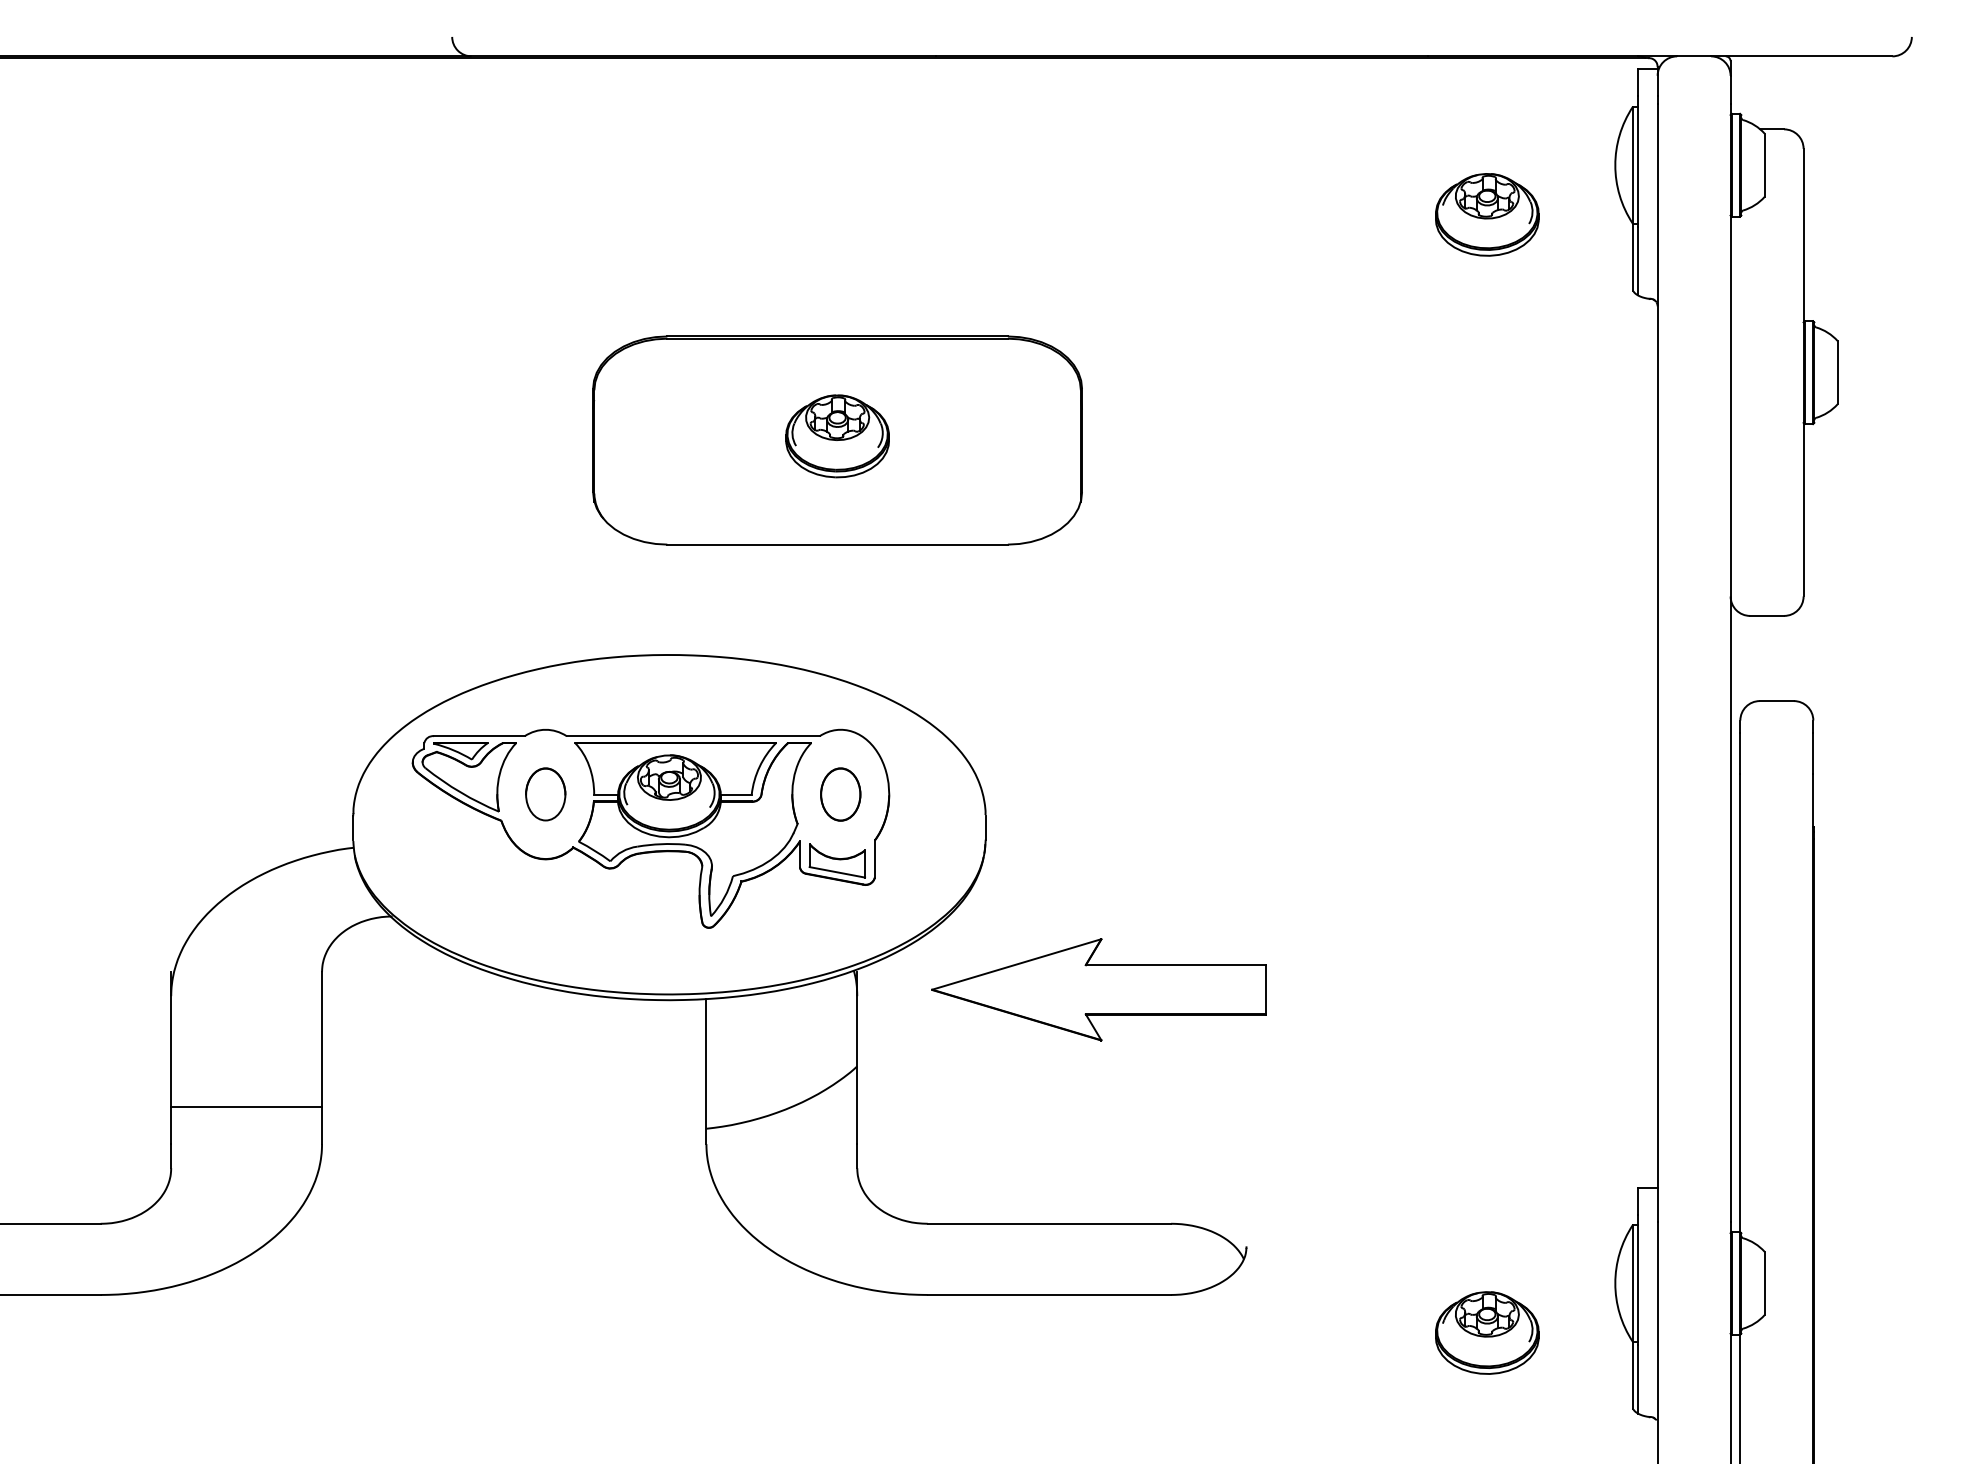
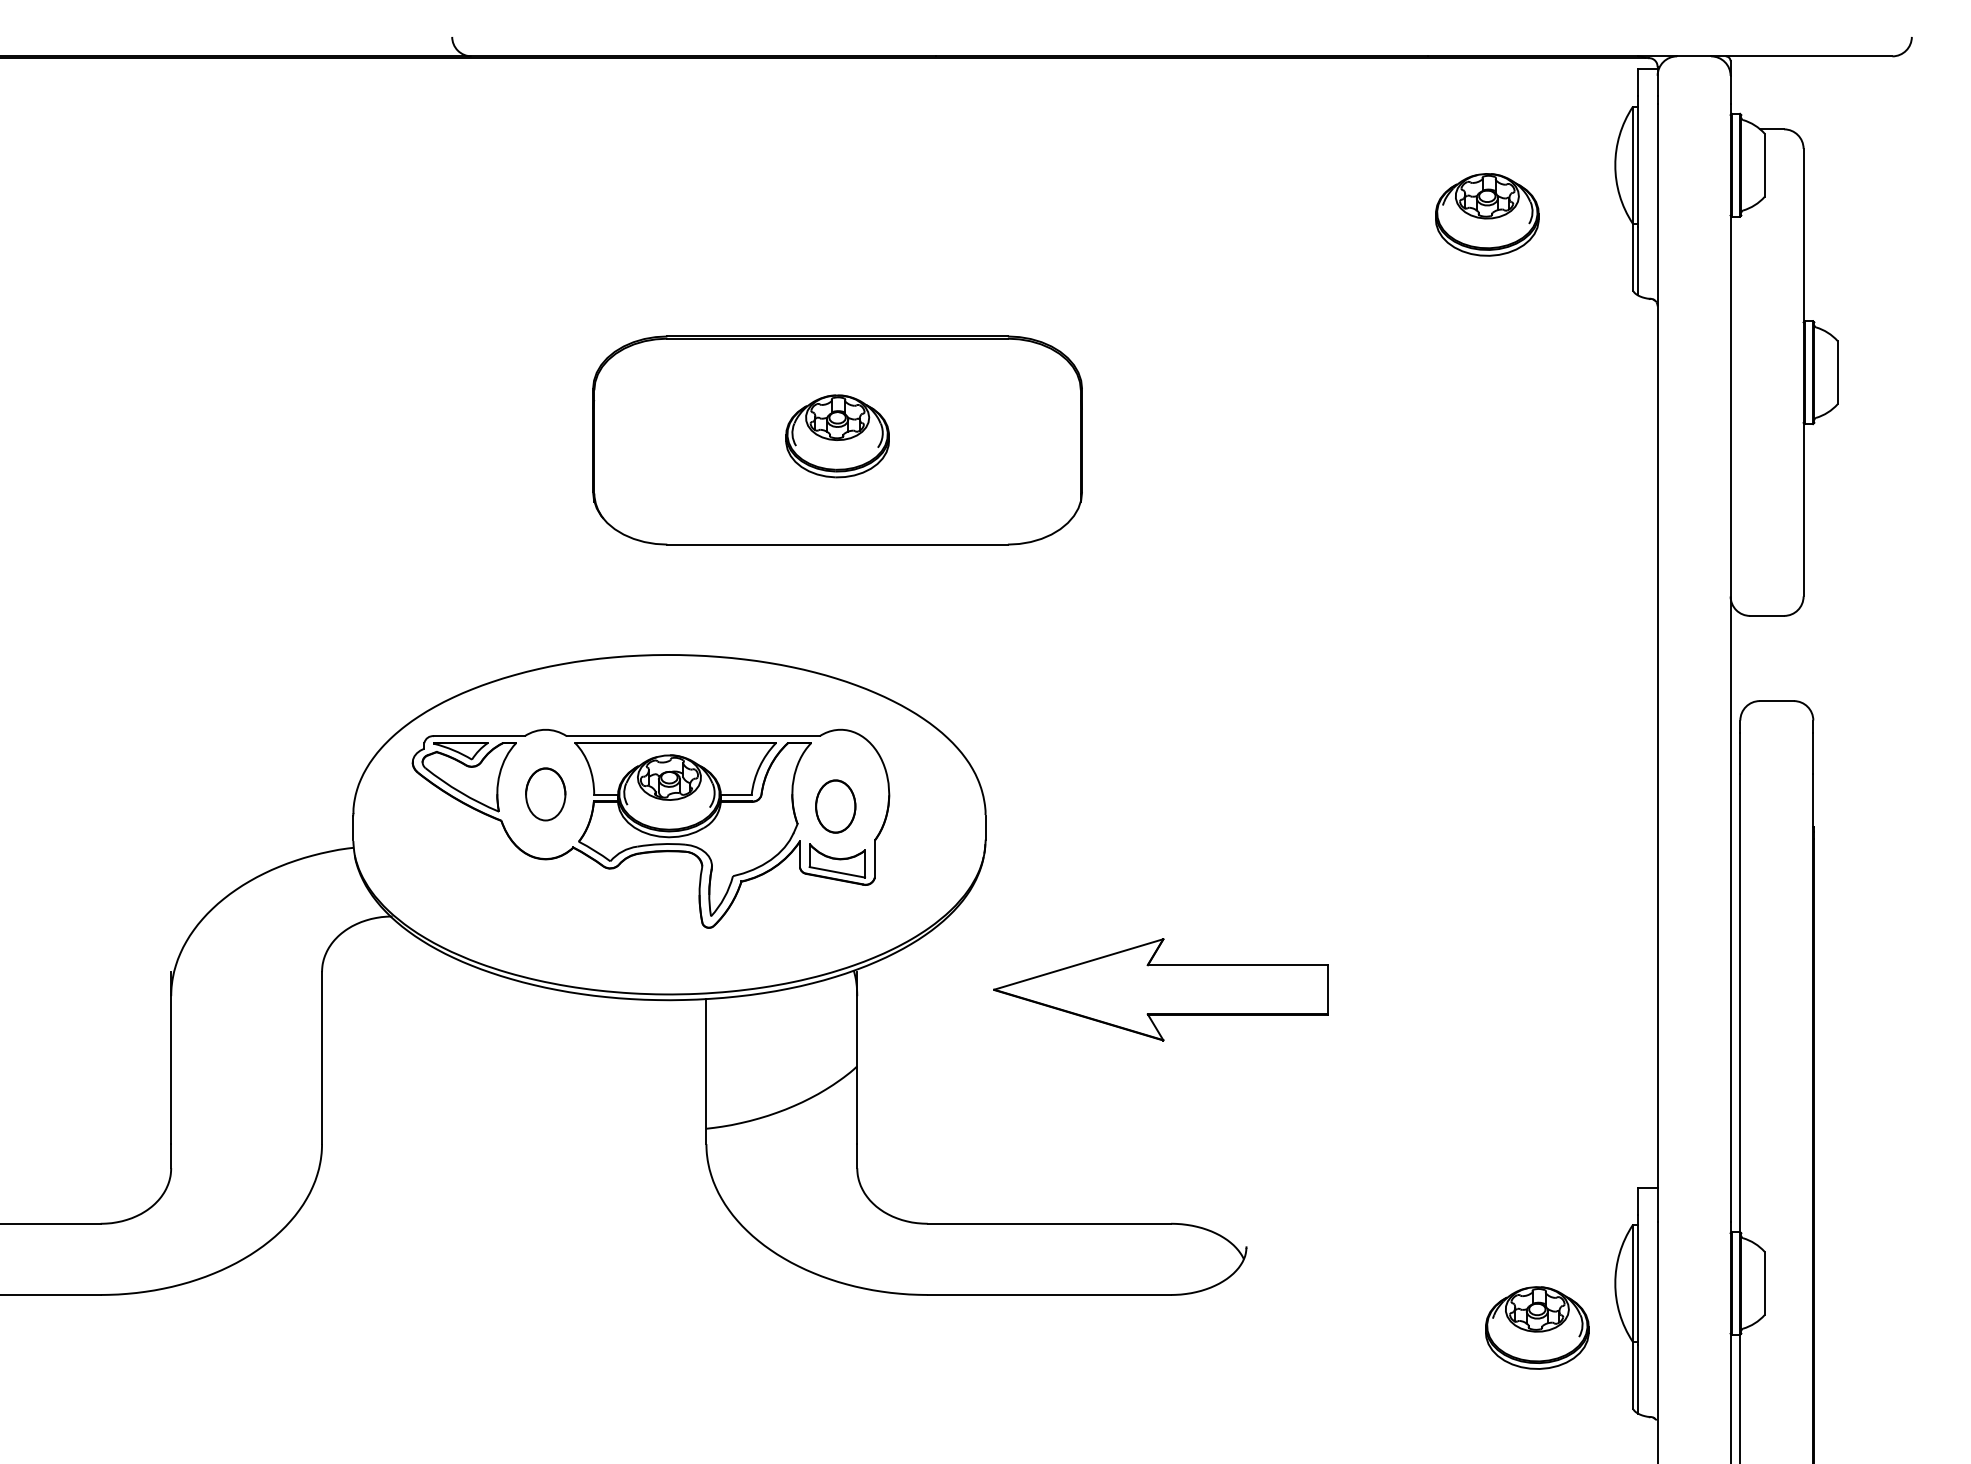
part position: (840, 794) -> (835, 806) (835, 806)
part position: (1098, 989) -> (1160, 989) (1160, 989)
line: present -> none (246, 1107)
part position: (1487, 1332) -> (1537, 1327) (1537, 1327)
